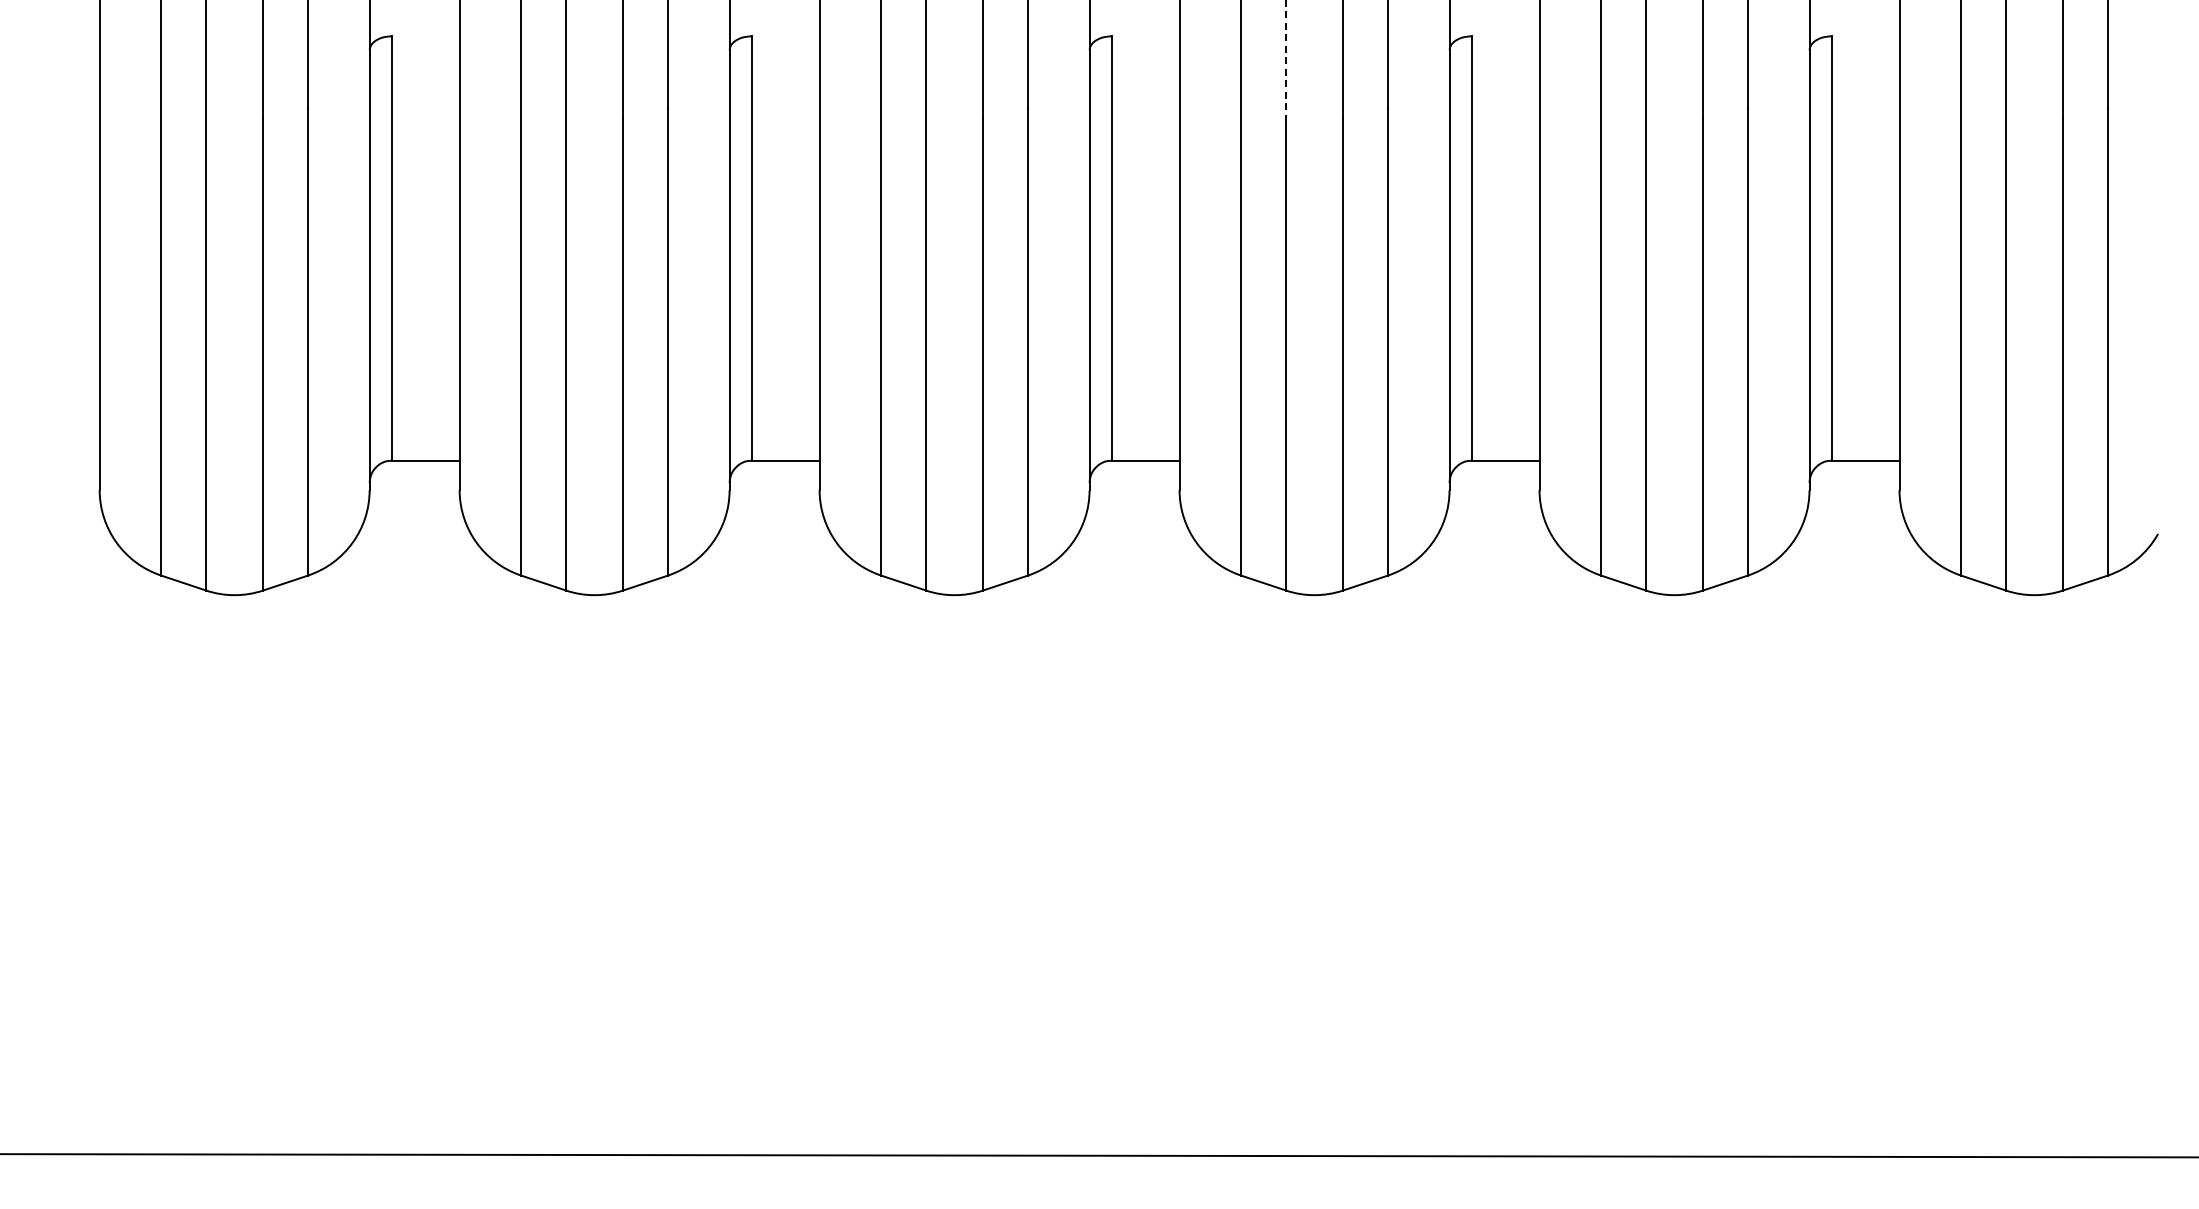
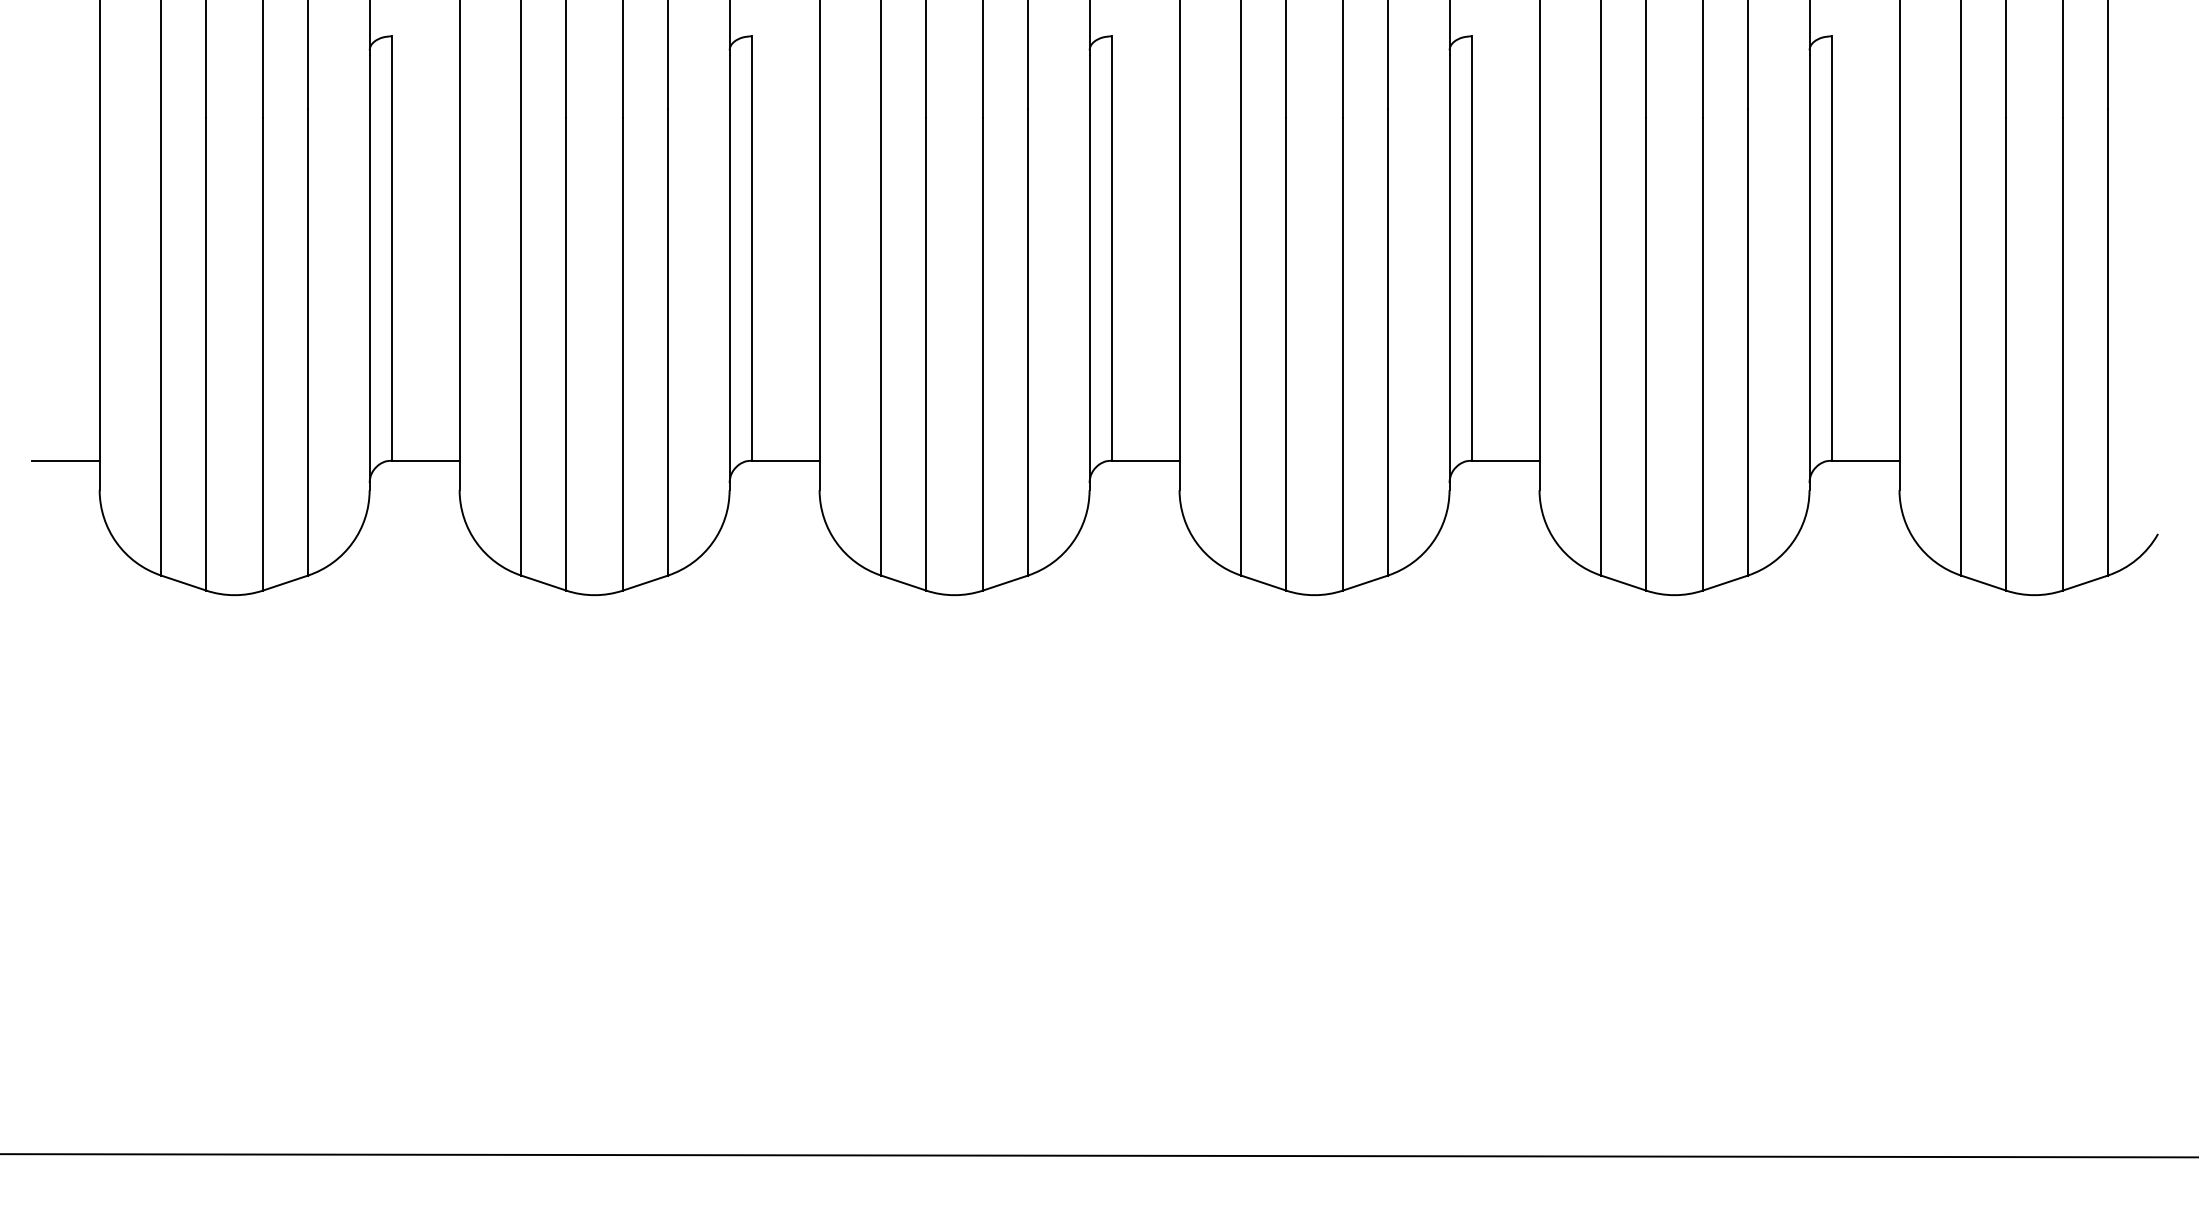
line: dashed -> solid (1286, 58)
line: none -> present (65, 460)
